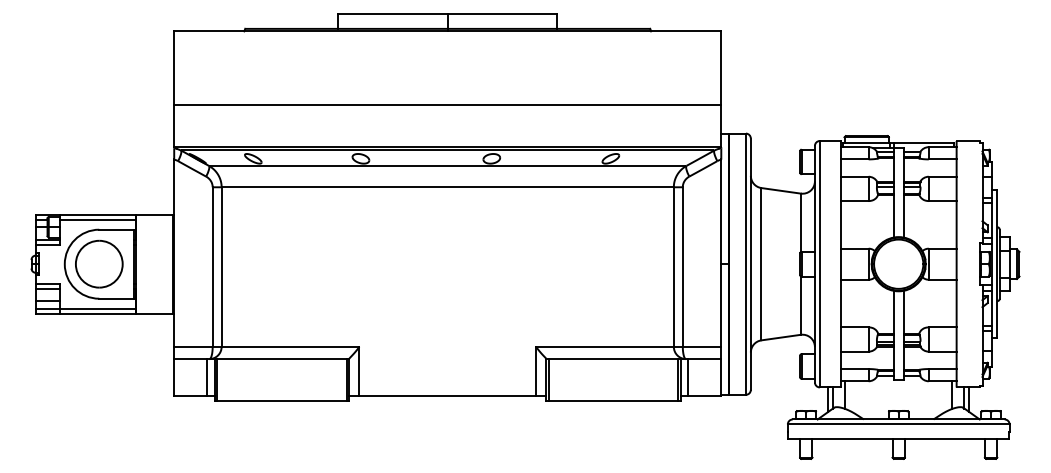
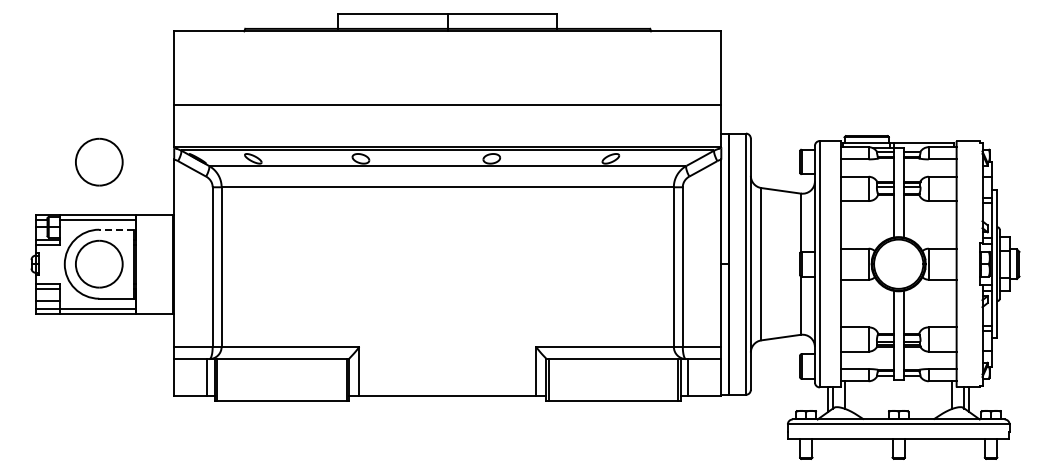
part: none -> present (99, 161)
line: solid -> dashed (116, 229)
